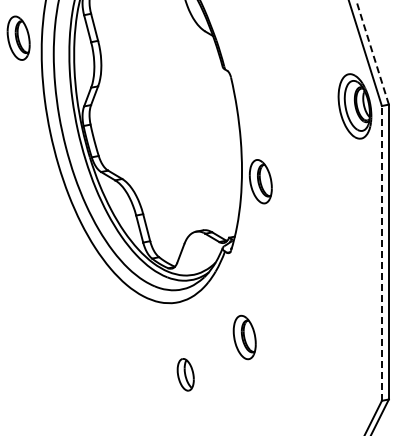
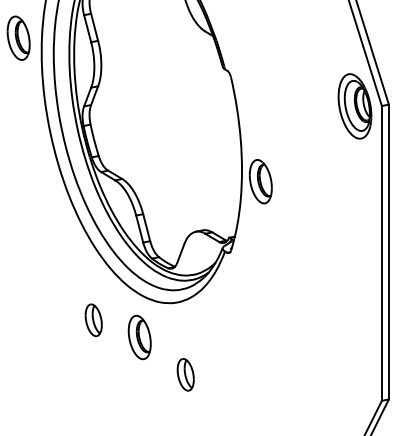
line: dashed -> solid (372, 52)
line: dashed -> solid (381, 252)
part: none -> present (93, 320)
part position: (244, 337) -> (139, 337) (139, 337)
